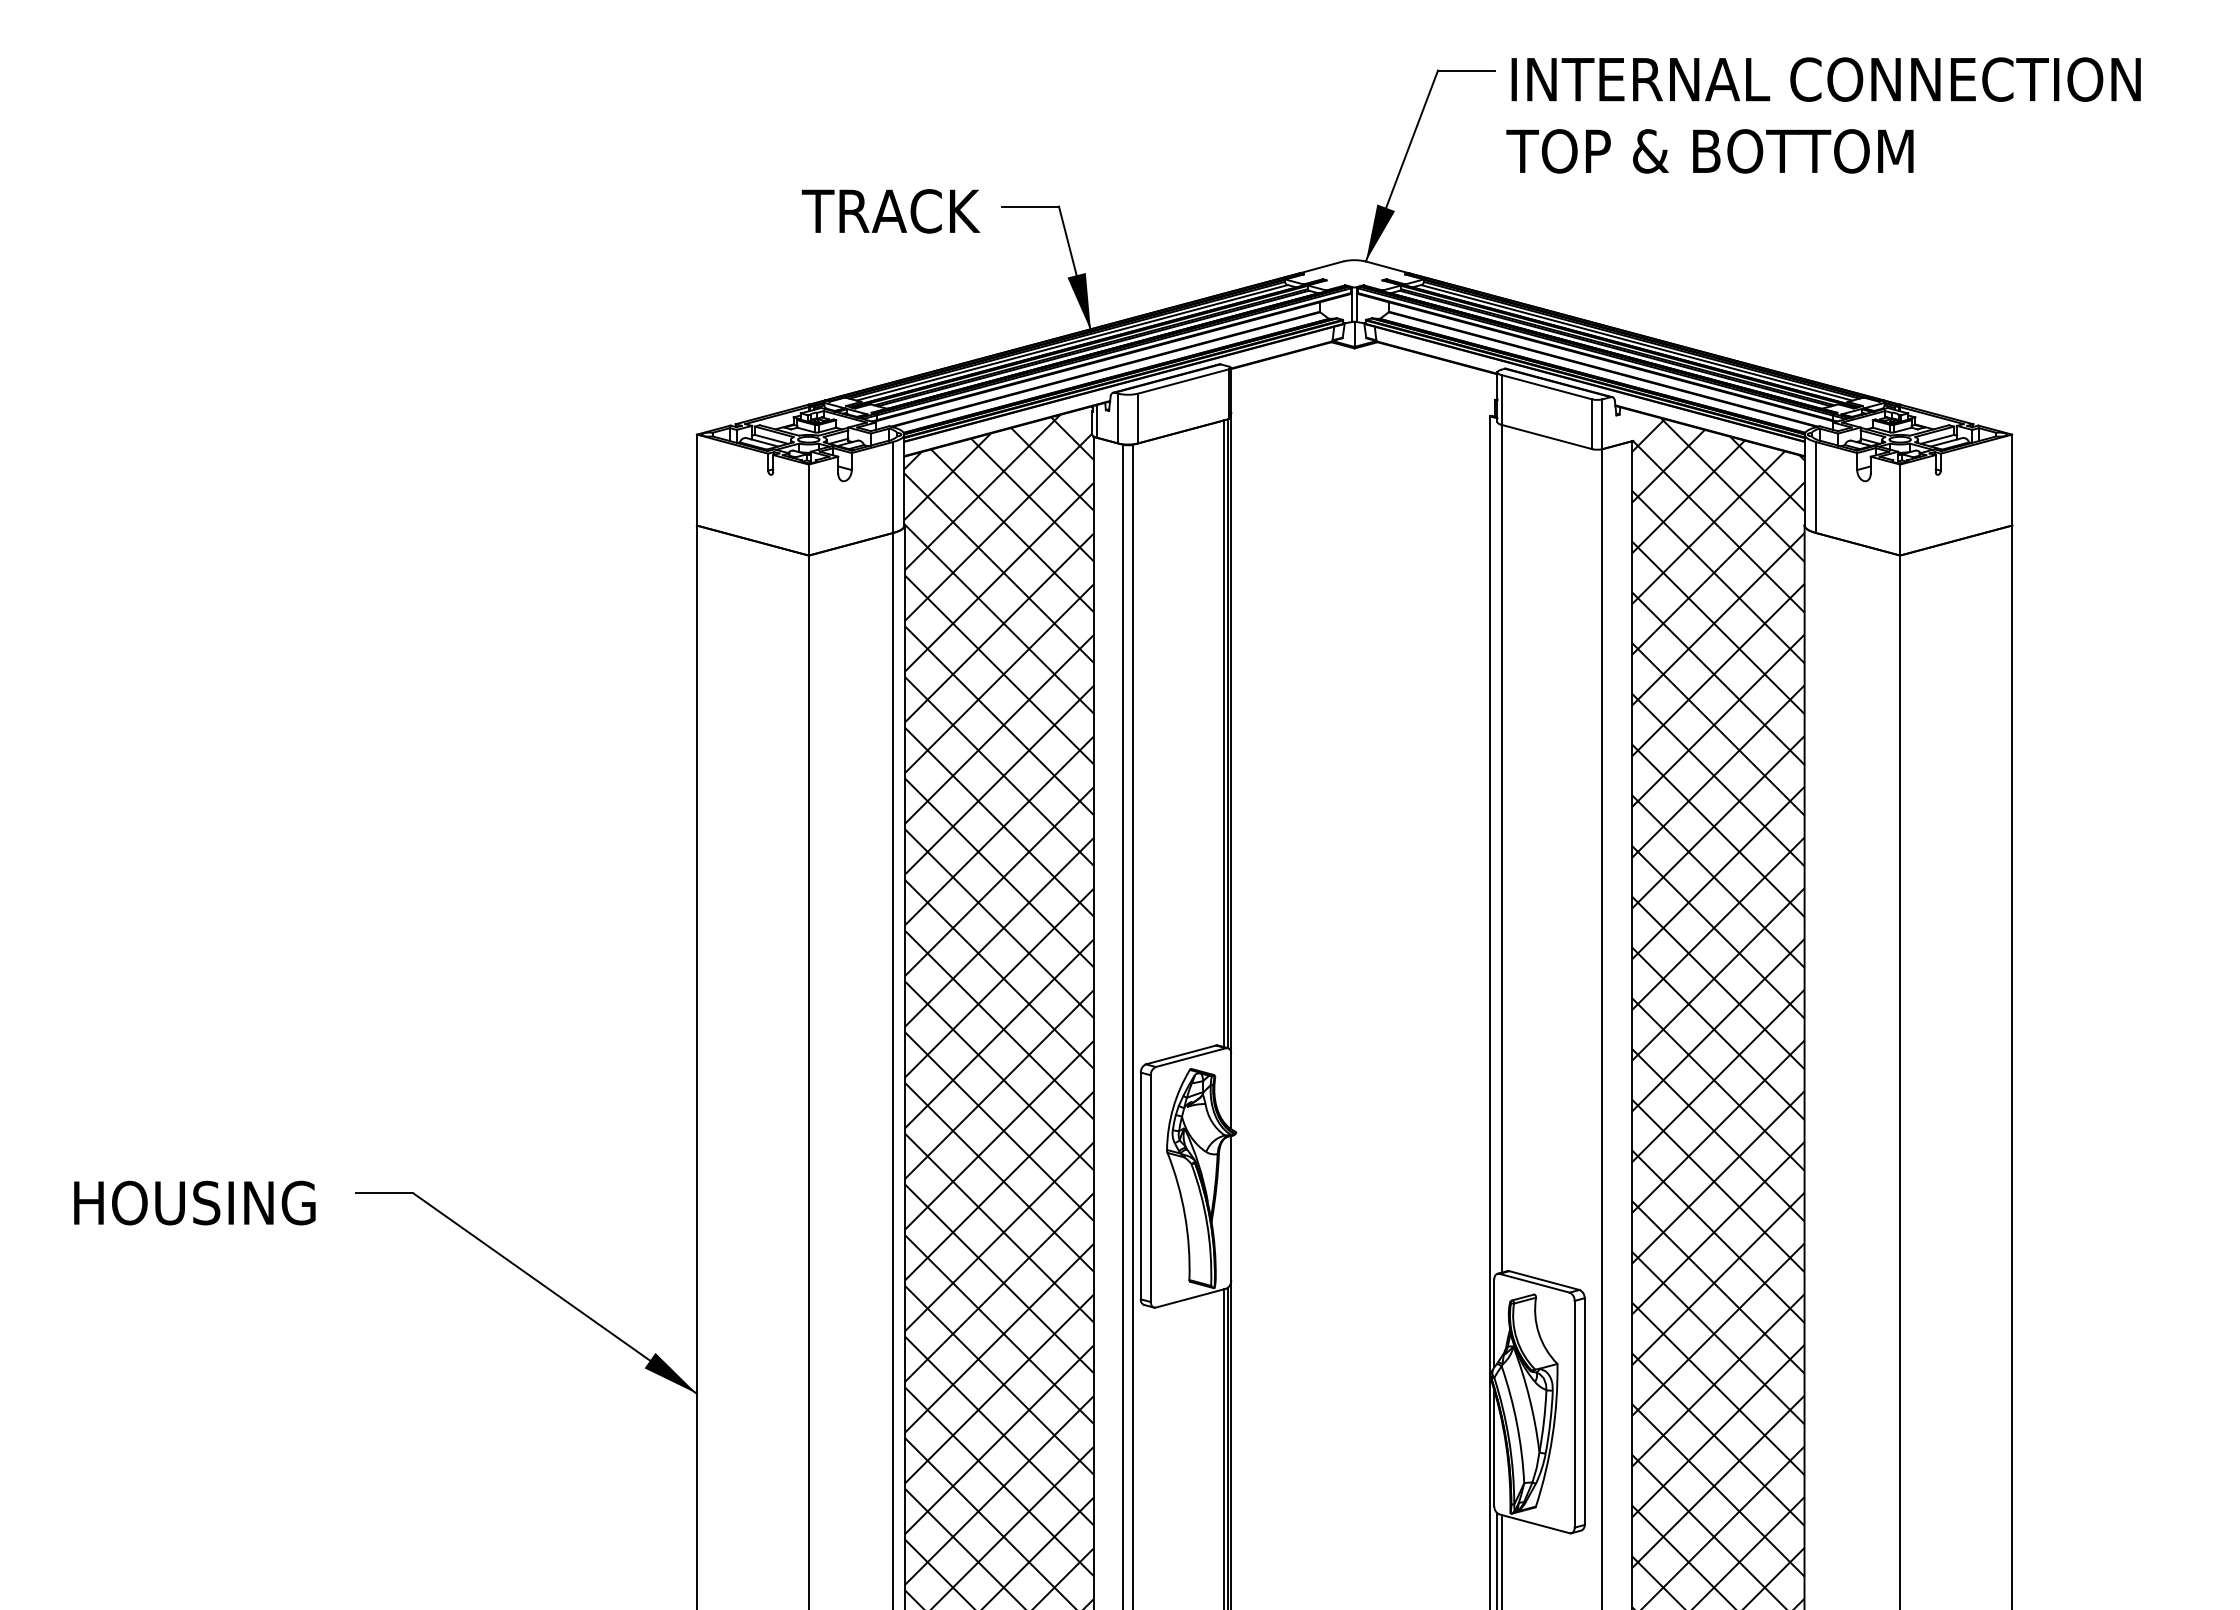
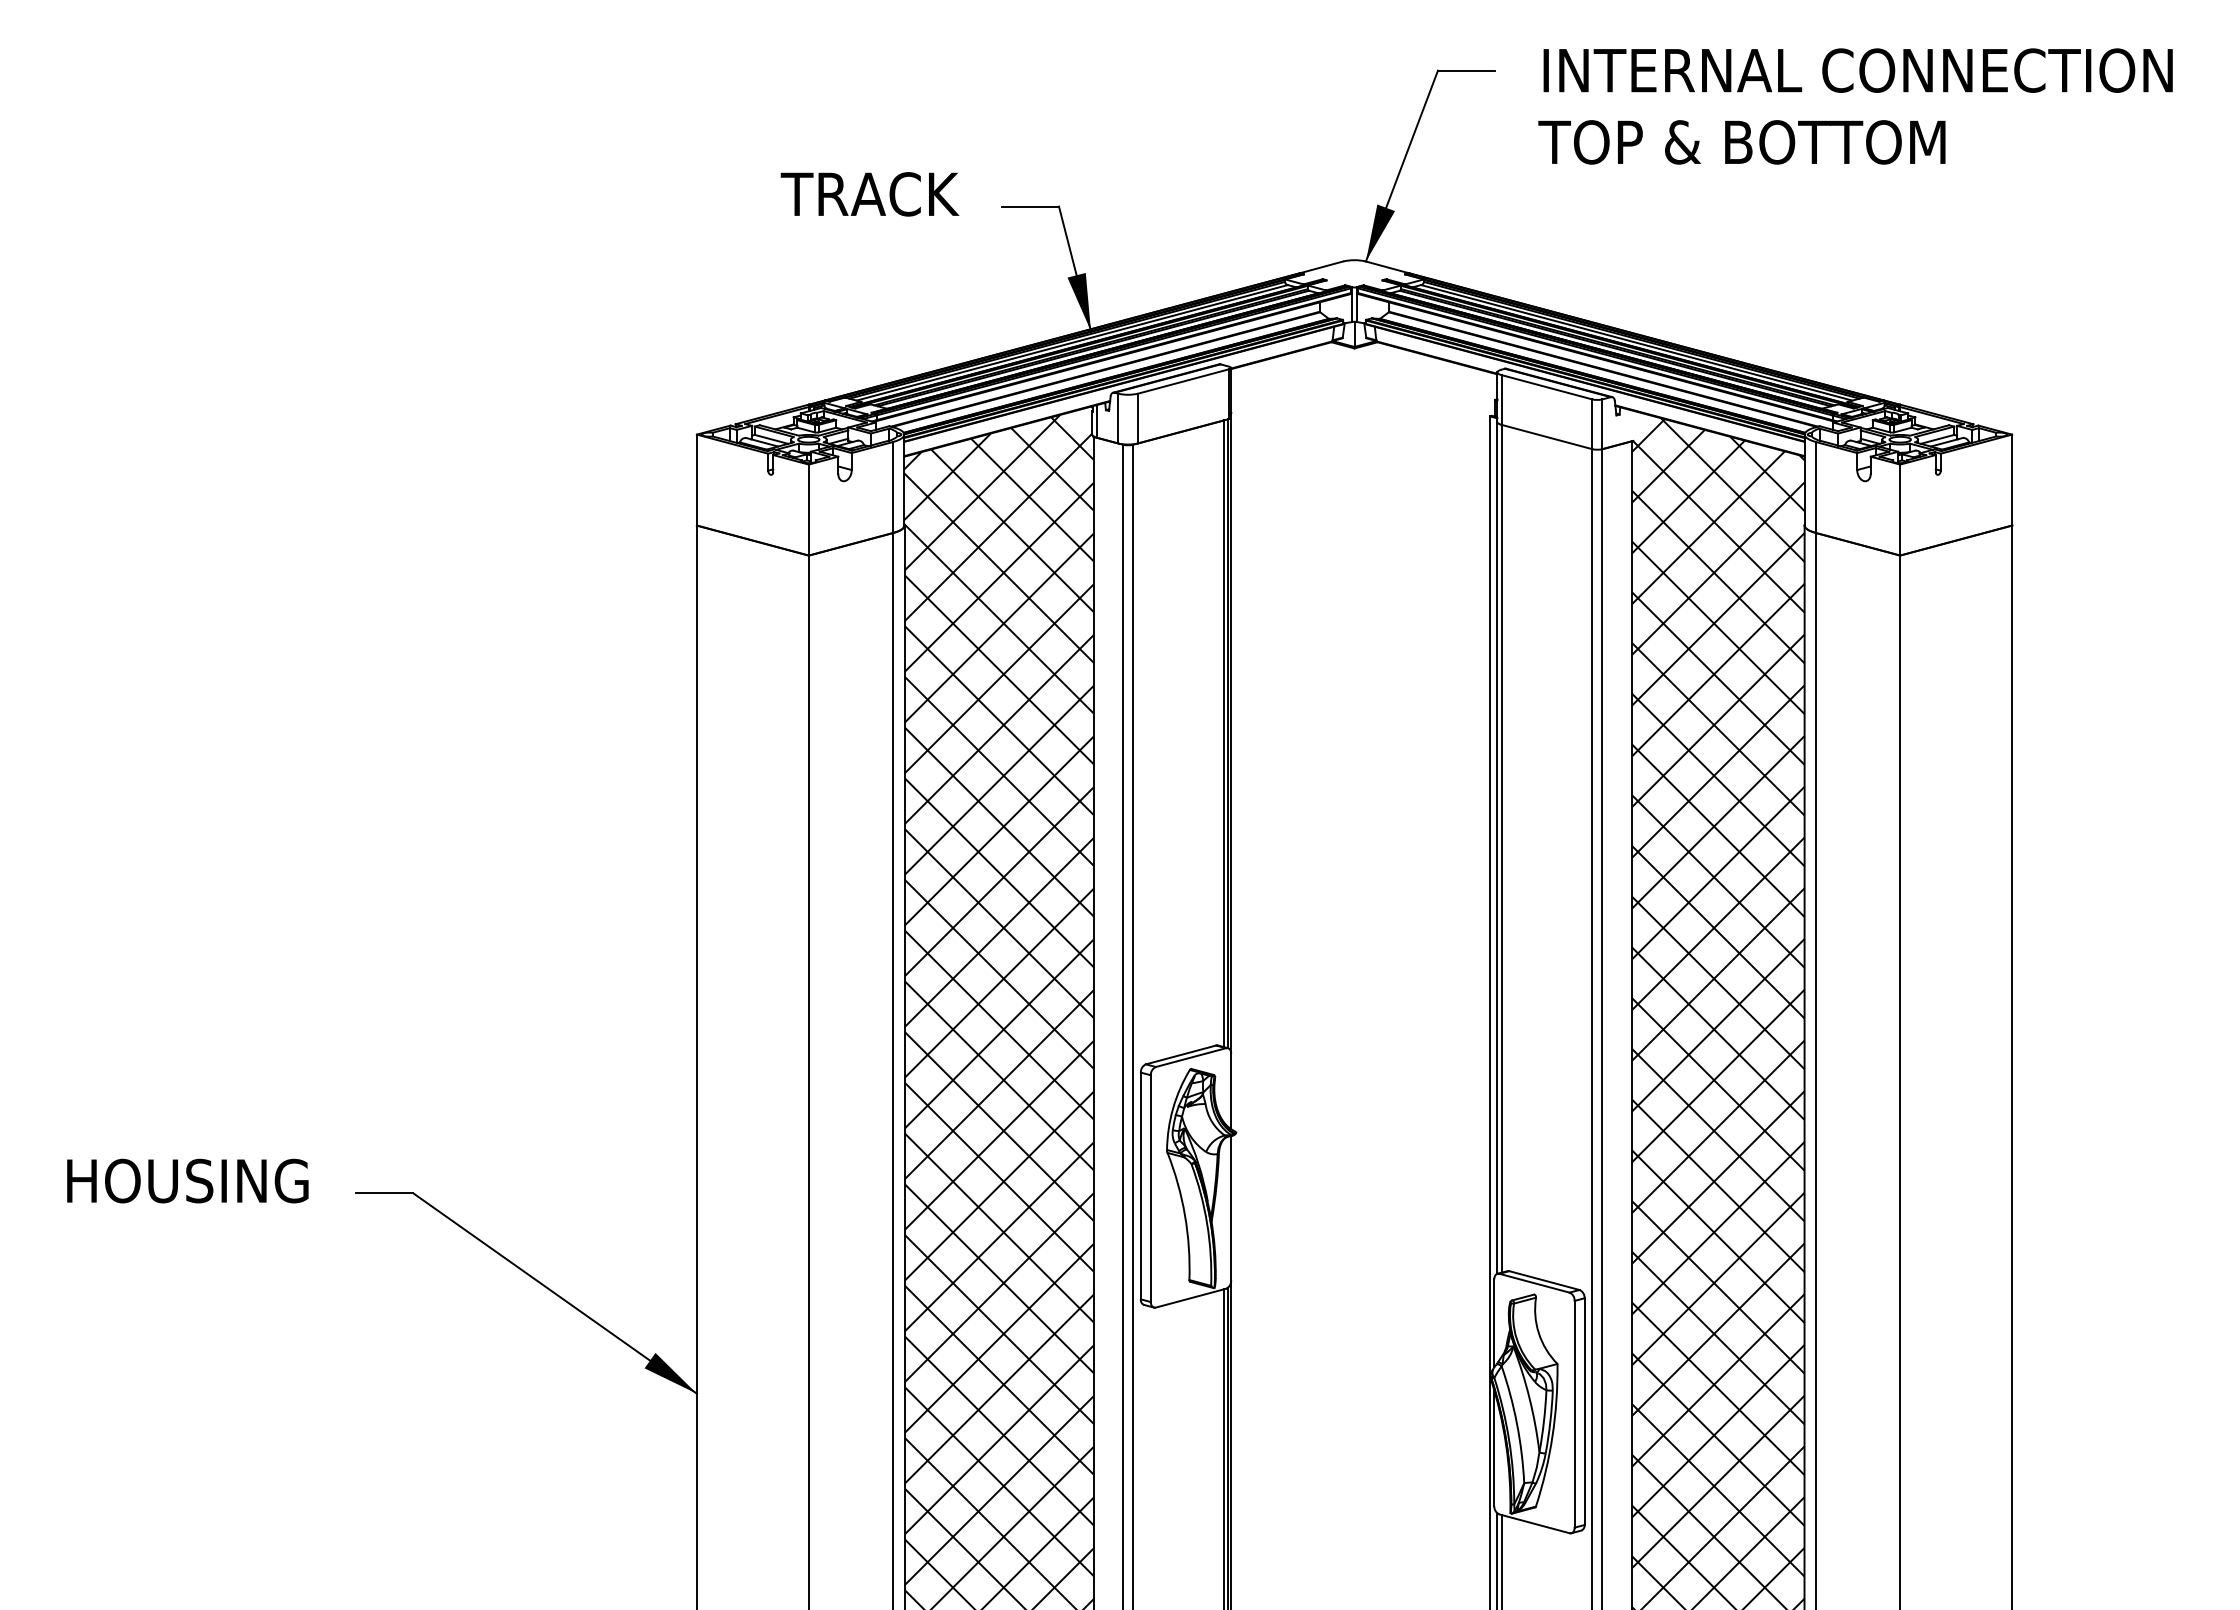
text position: (1823, 115) -> (1855, 106) (1855, 106)
text position: (890, 211) -> (869, 194) (869, 194)
line: none -> present (1497, 847)
line: none -> present (1592, 1027)
line: none -> present (1815, 1069)
text position: (194, 1202) -> (187, 1180) (187, 1180)
